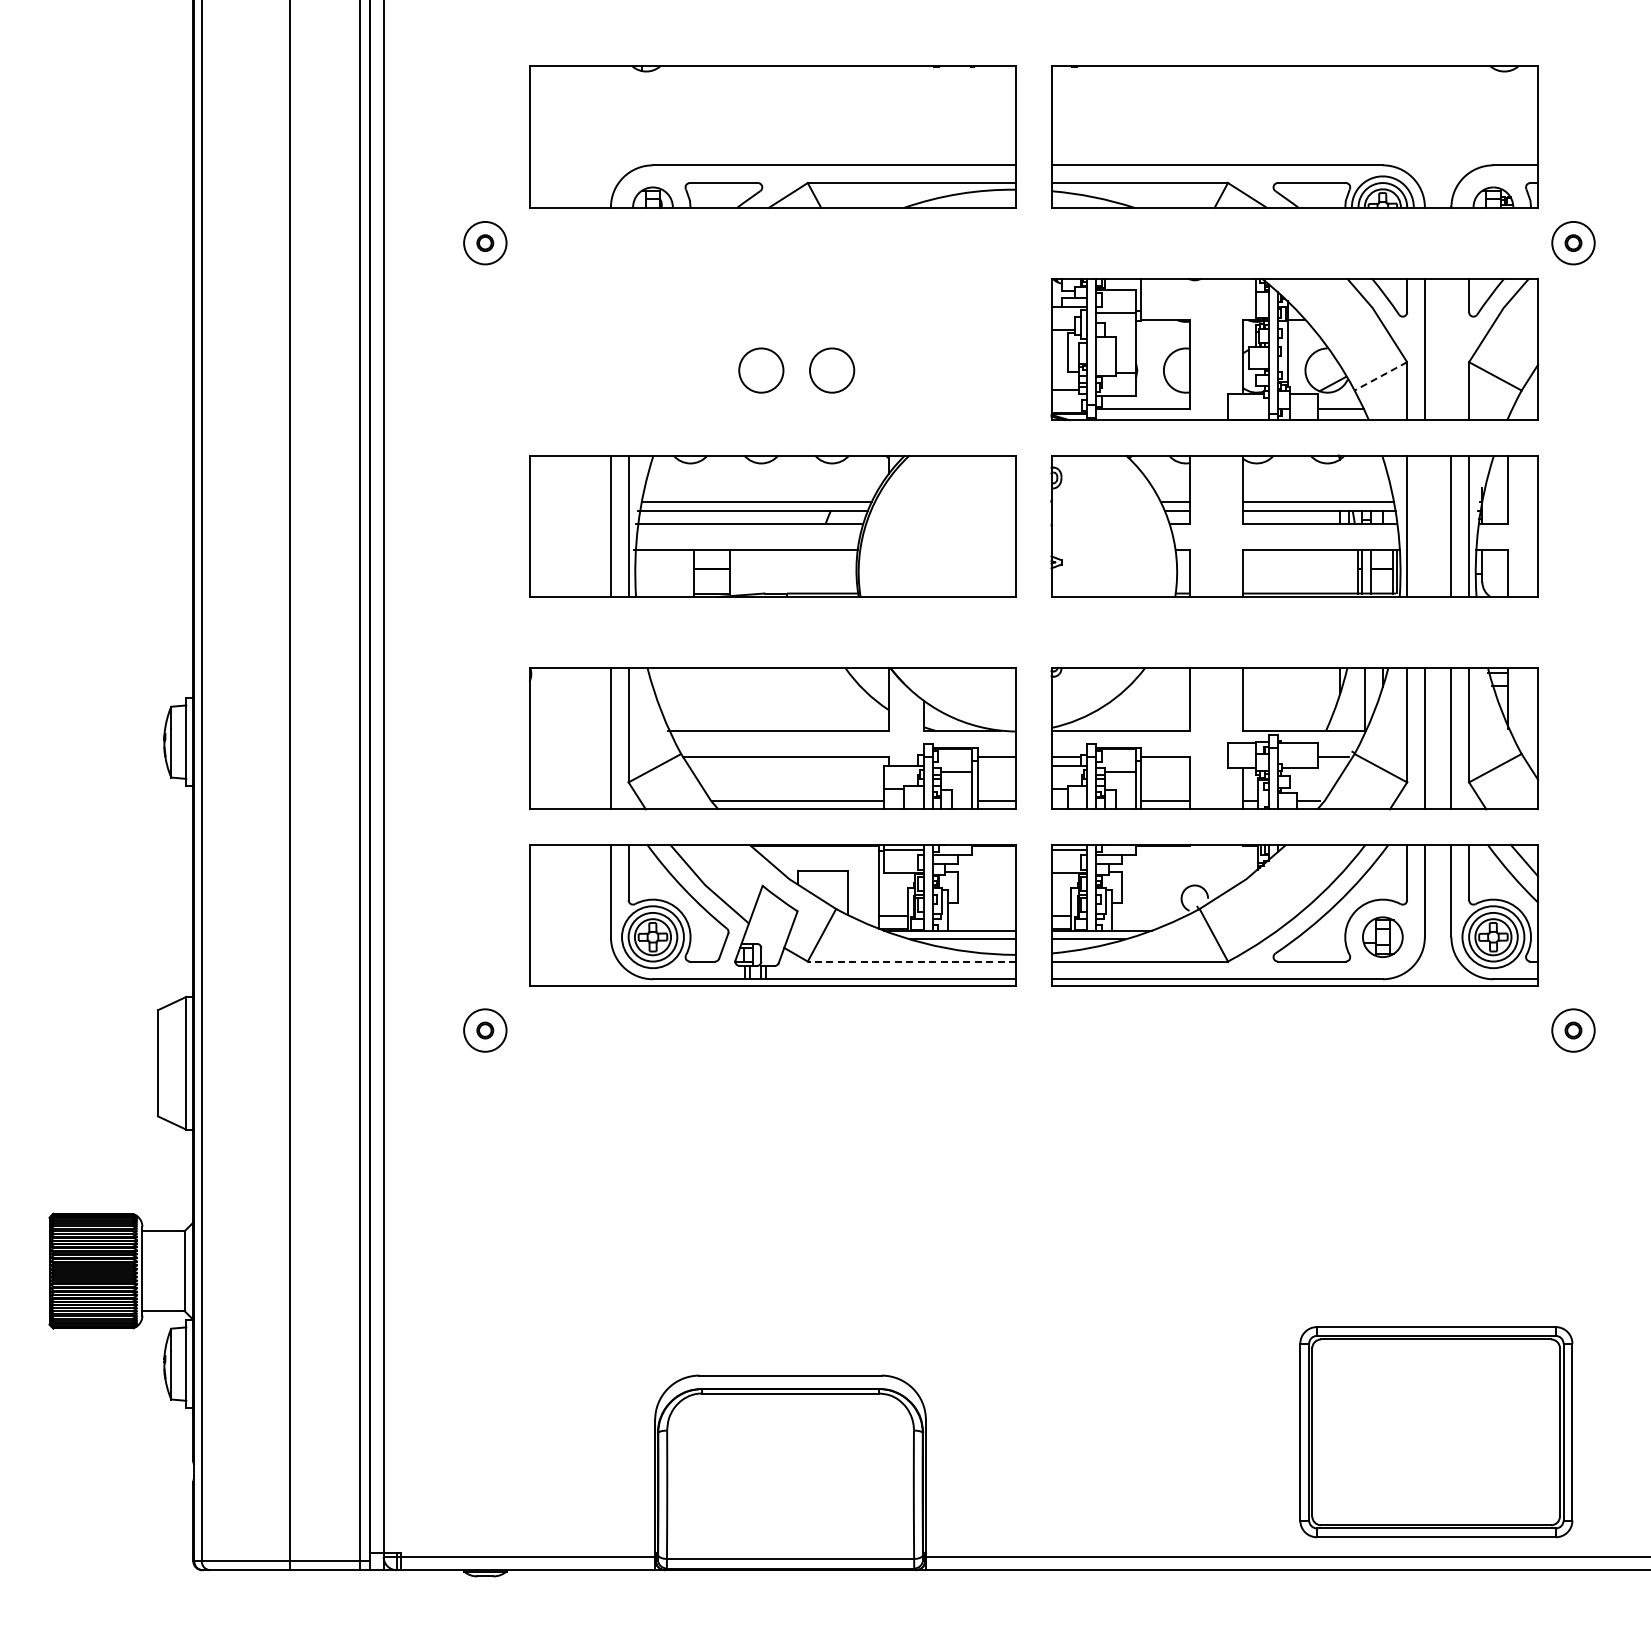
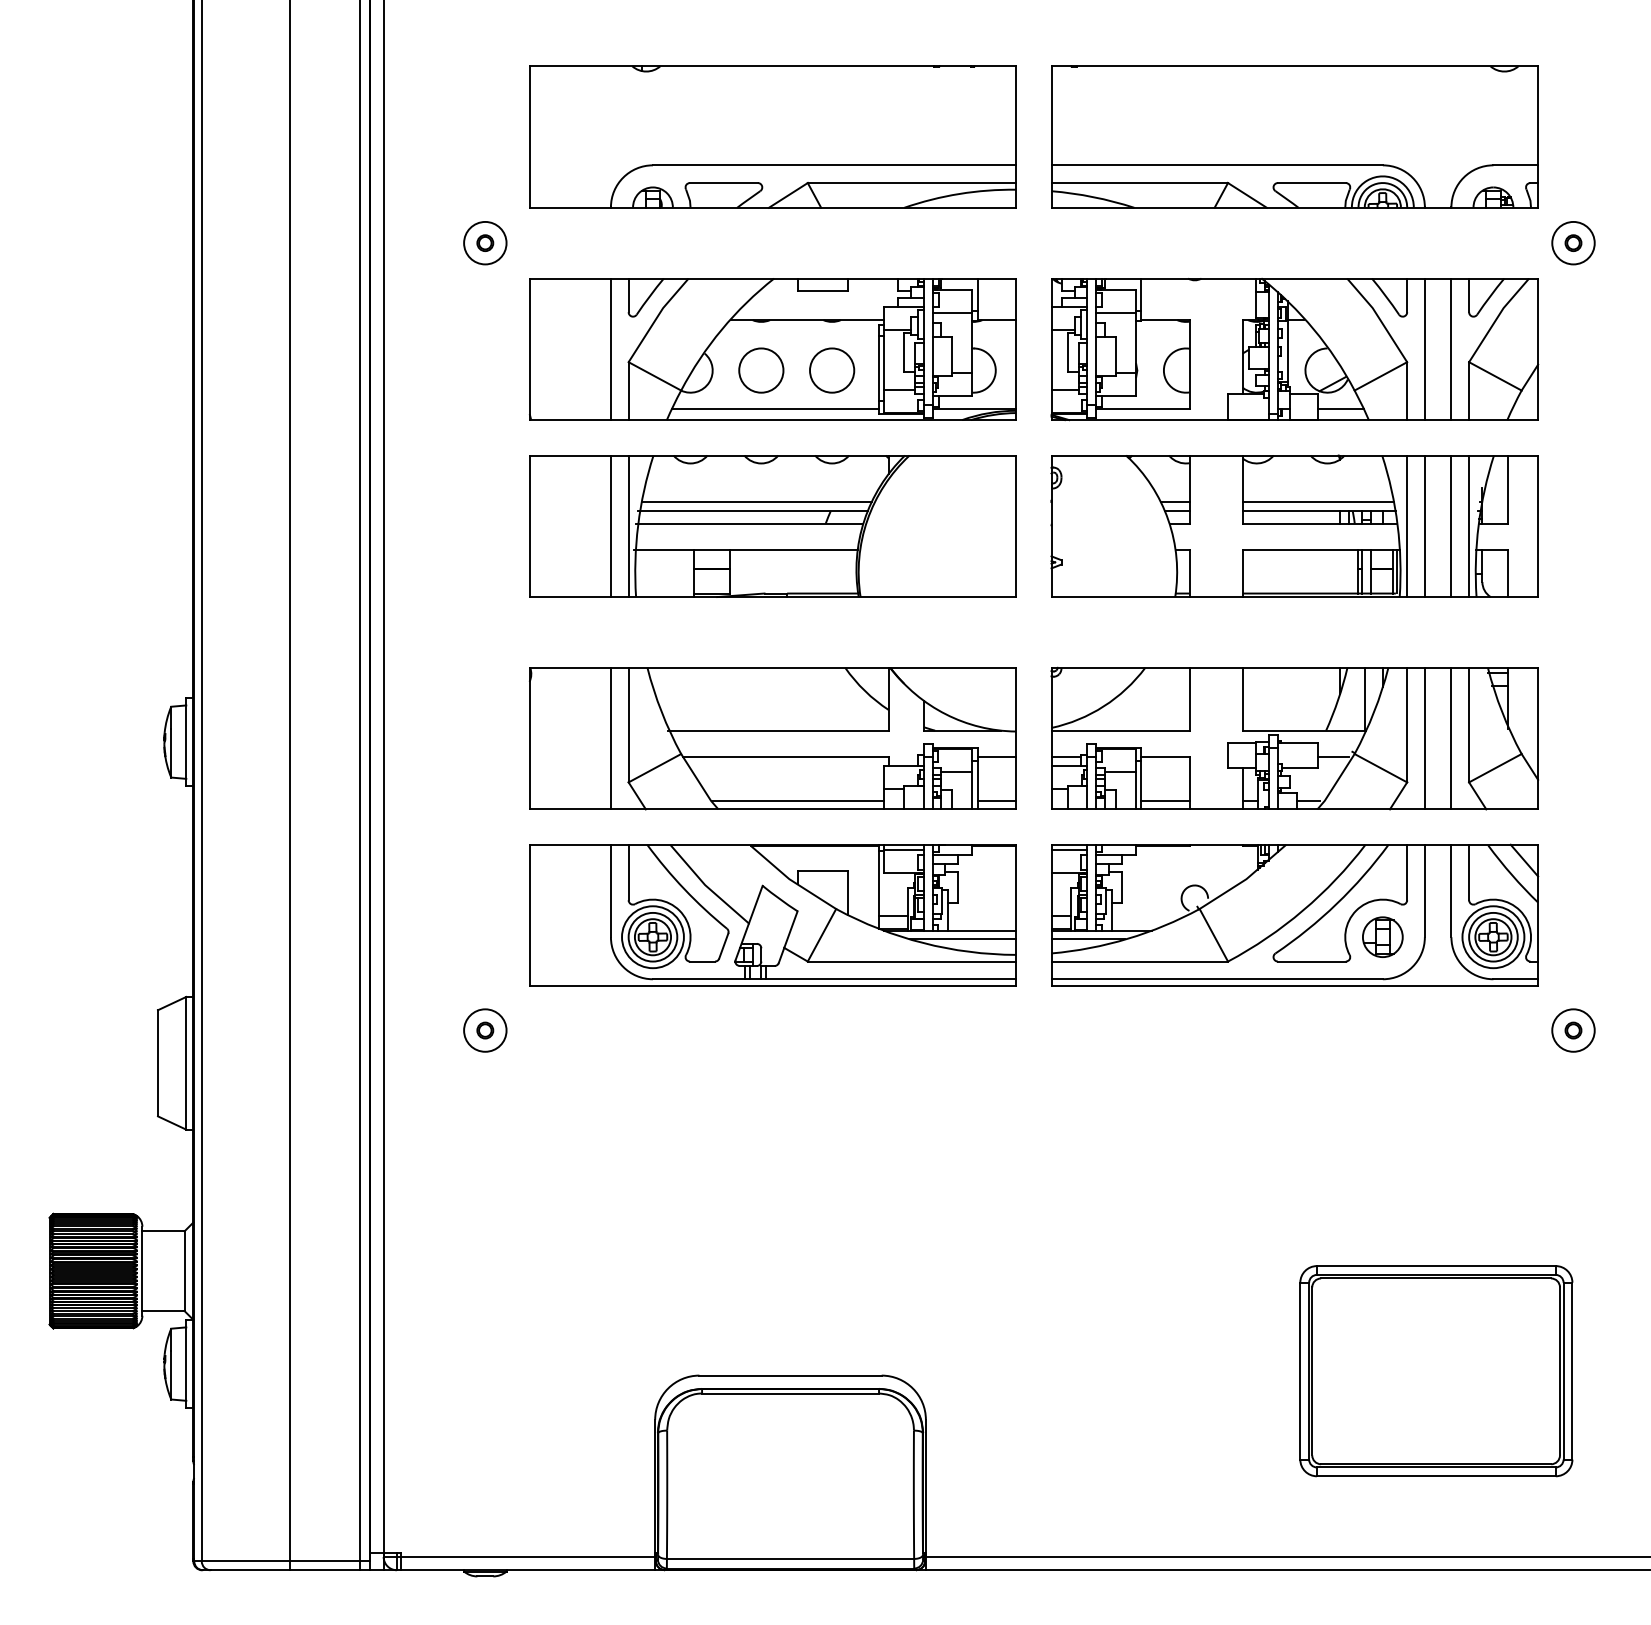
part: none -> present (772, 349)
line: none -> present (1451, 349)
line: dashed -> solid (1380, 376)
line: none -> present (1424, 526)
line: dashed -> solid (911, 961)
part position: (1436, 1432) -> (1436, 1371) (1436, 1371)
